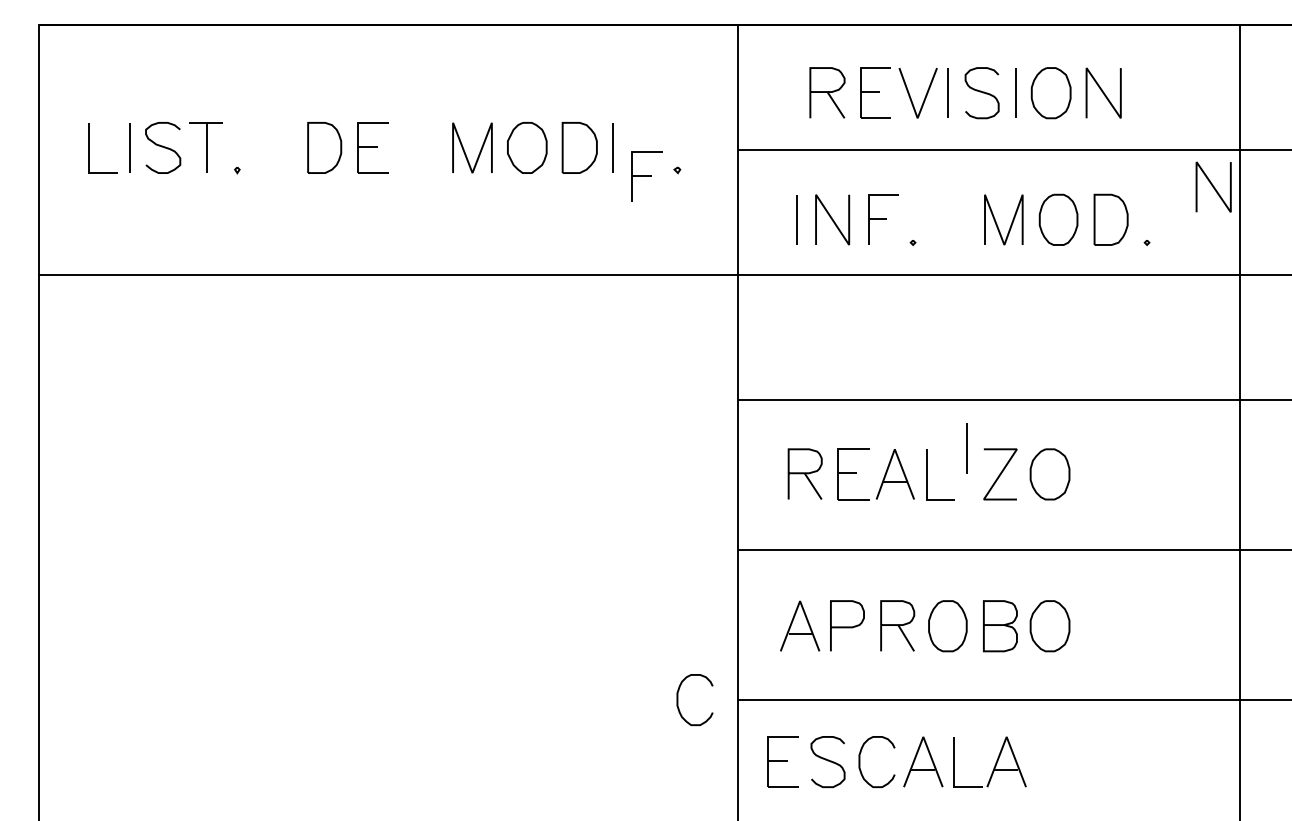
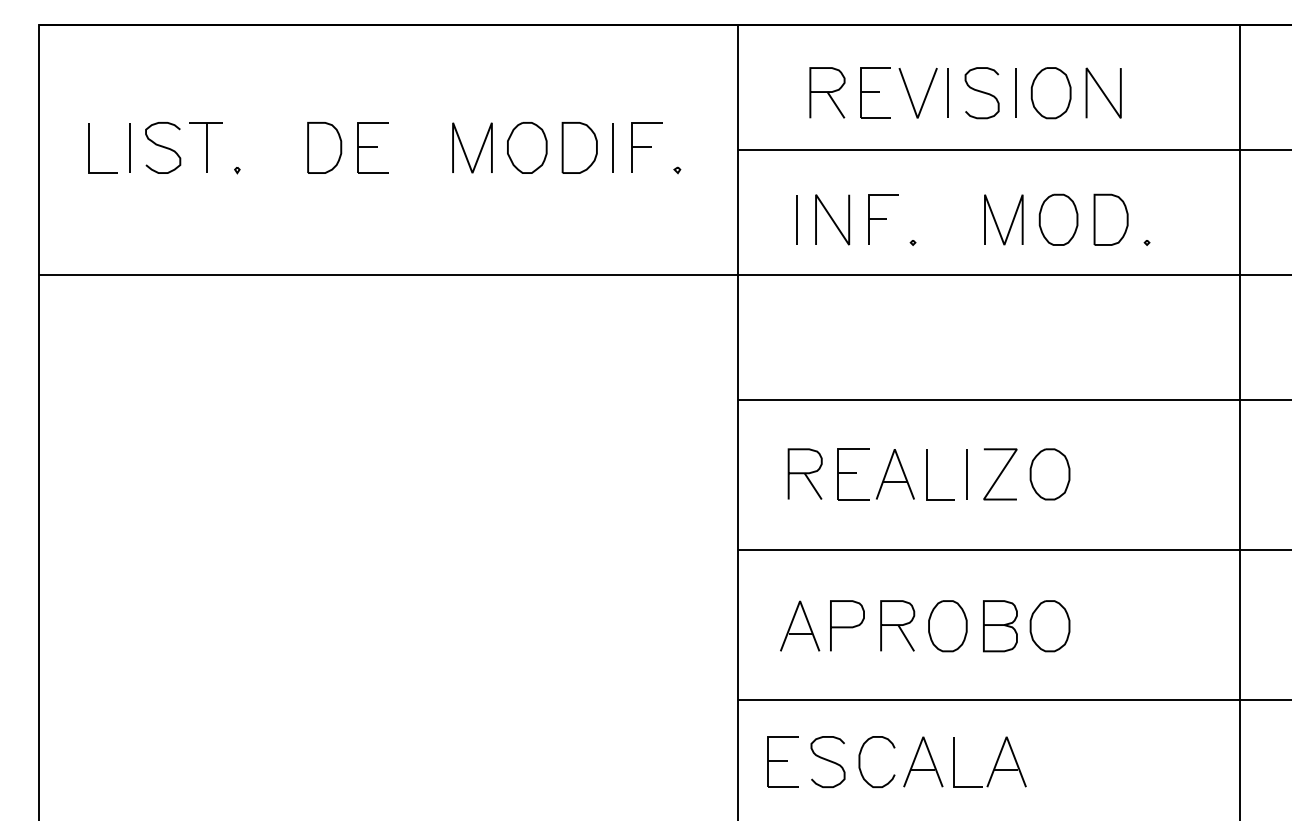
part position: (646, 176) -> (646, 147) (646, 147)
curve: present -> none (1213, 186)
line position: (966, 448) -> (966, 474) (966, 474)
curve: present -> none (678, 700)
